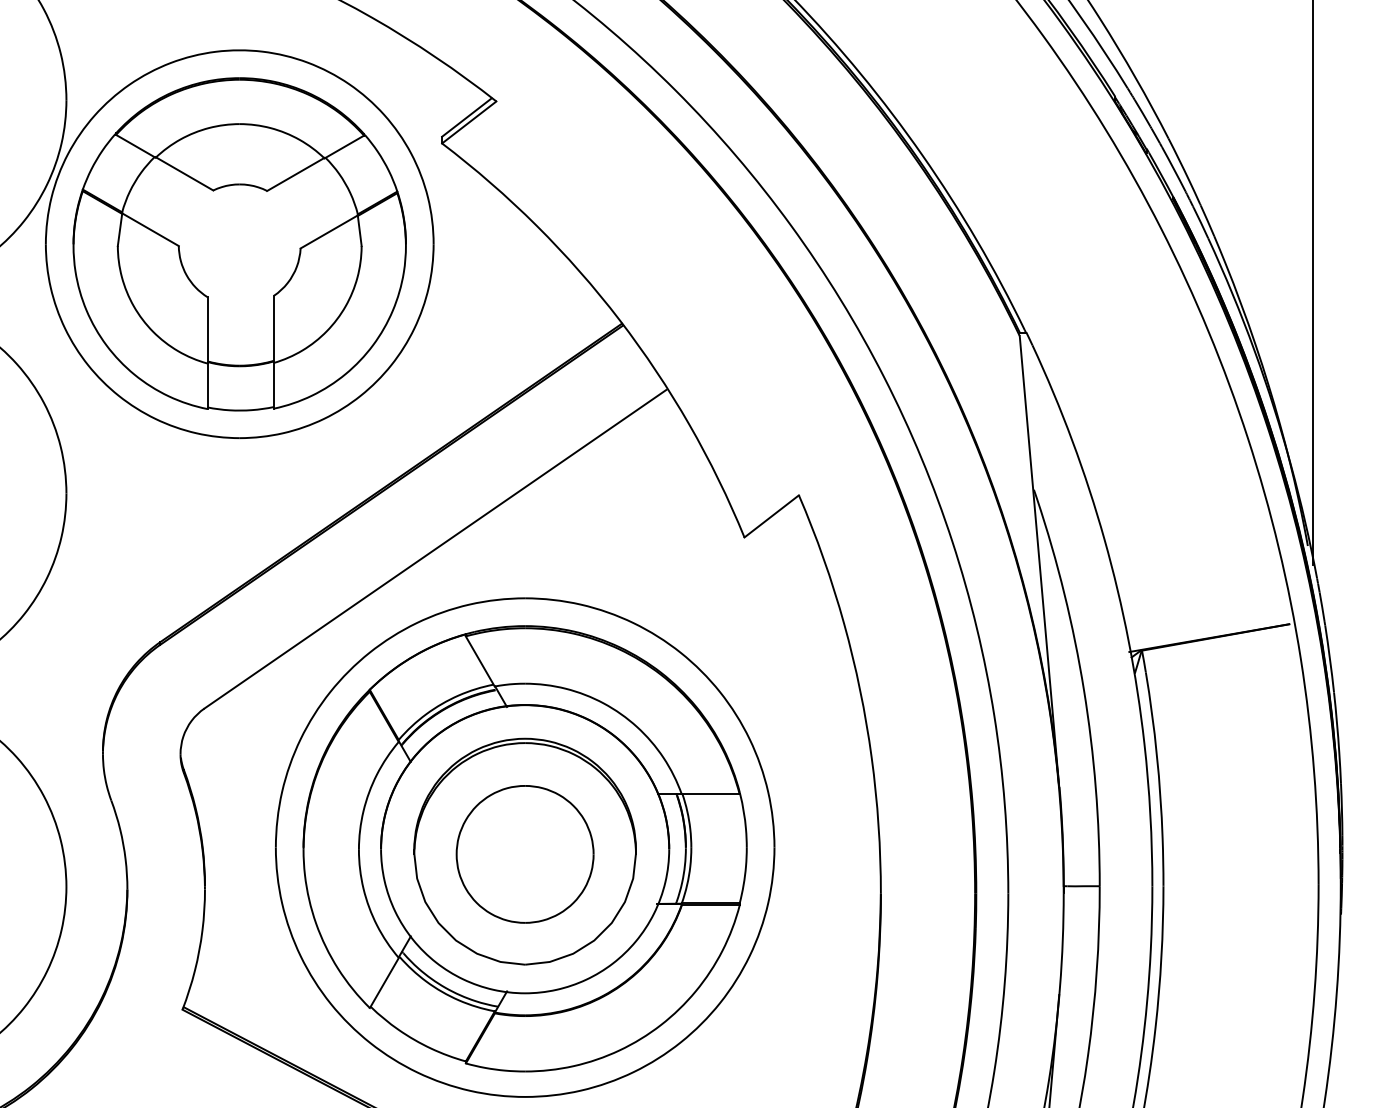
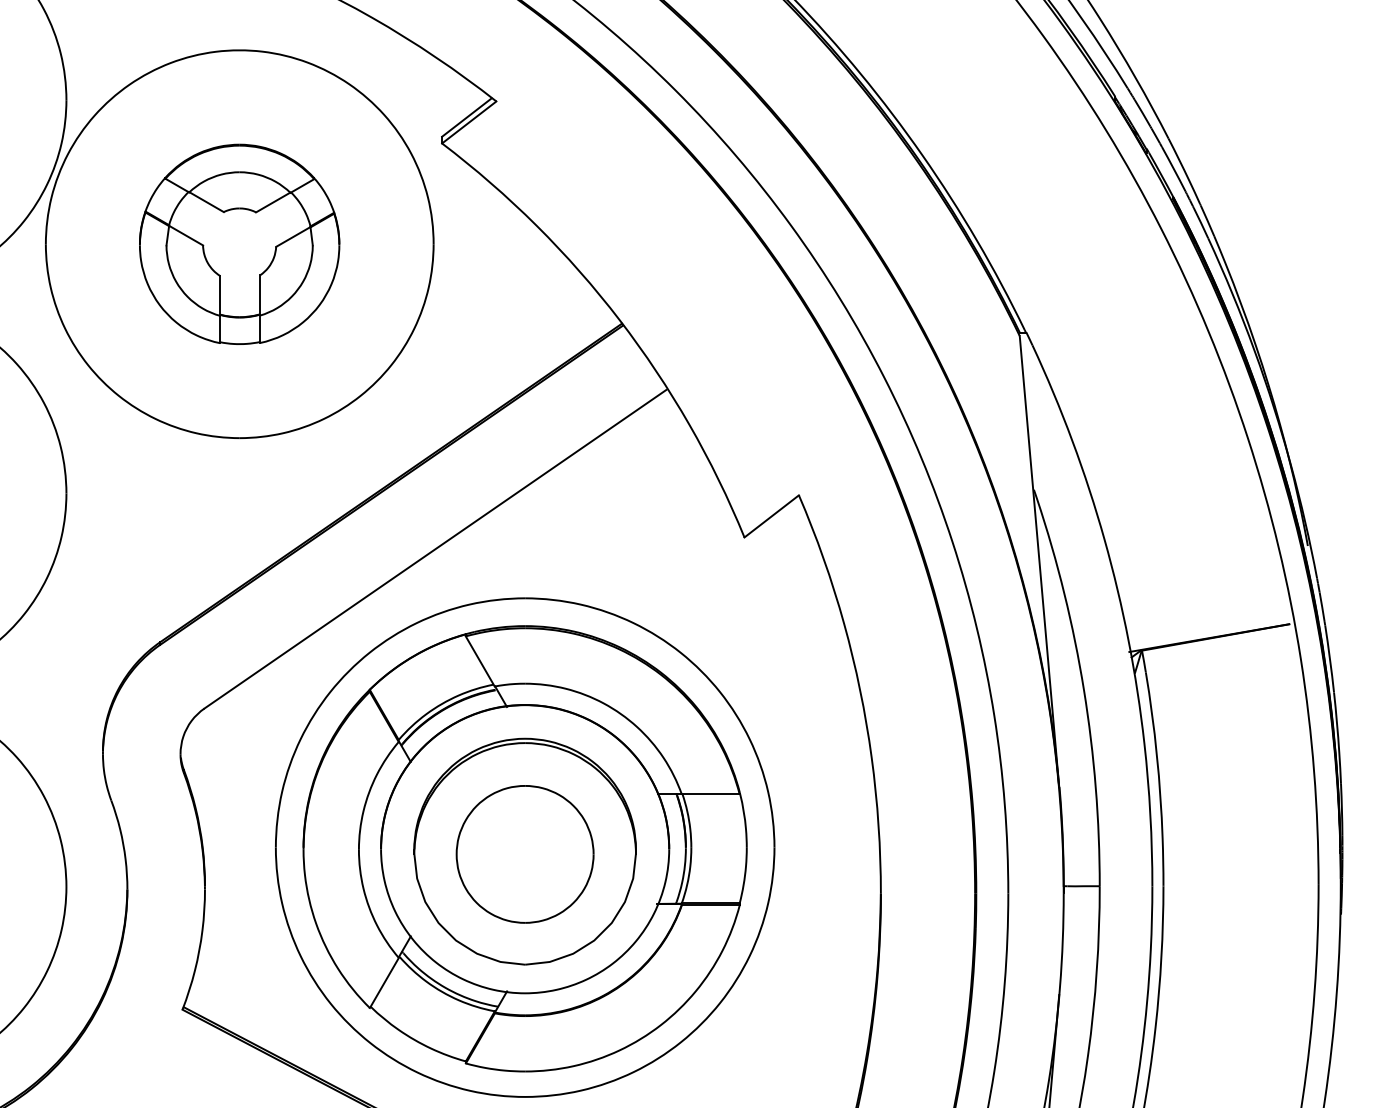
part size: 335x335 px -> 202x202 px (239, 243)
line: present -> none (1313, 283)
